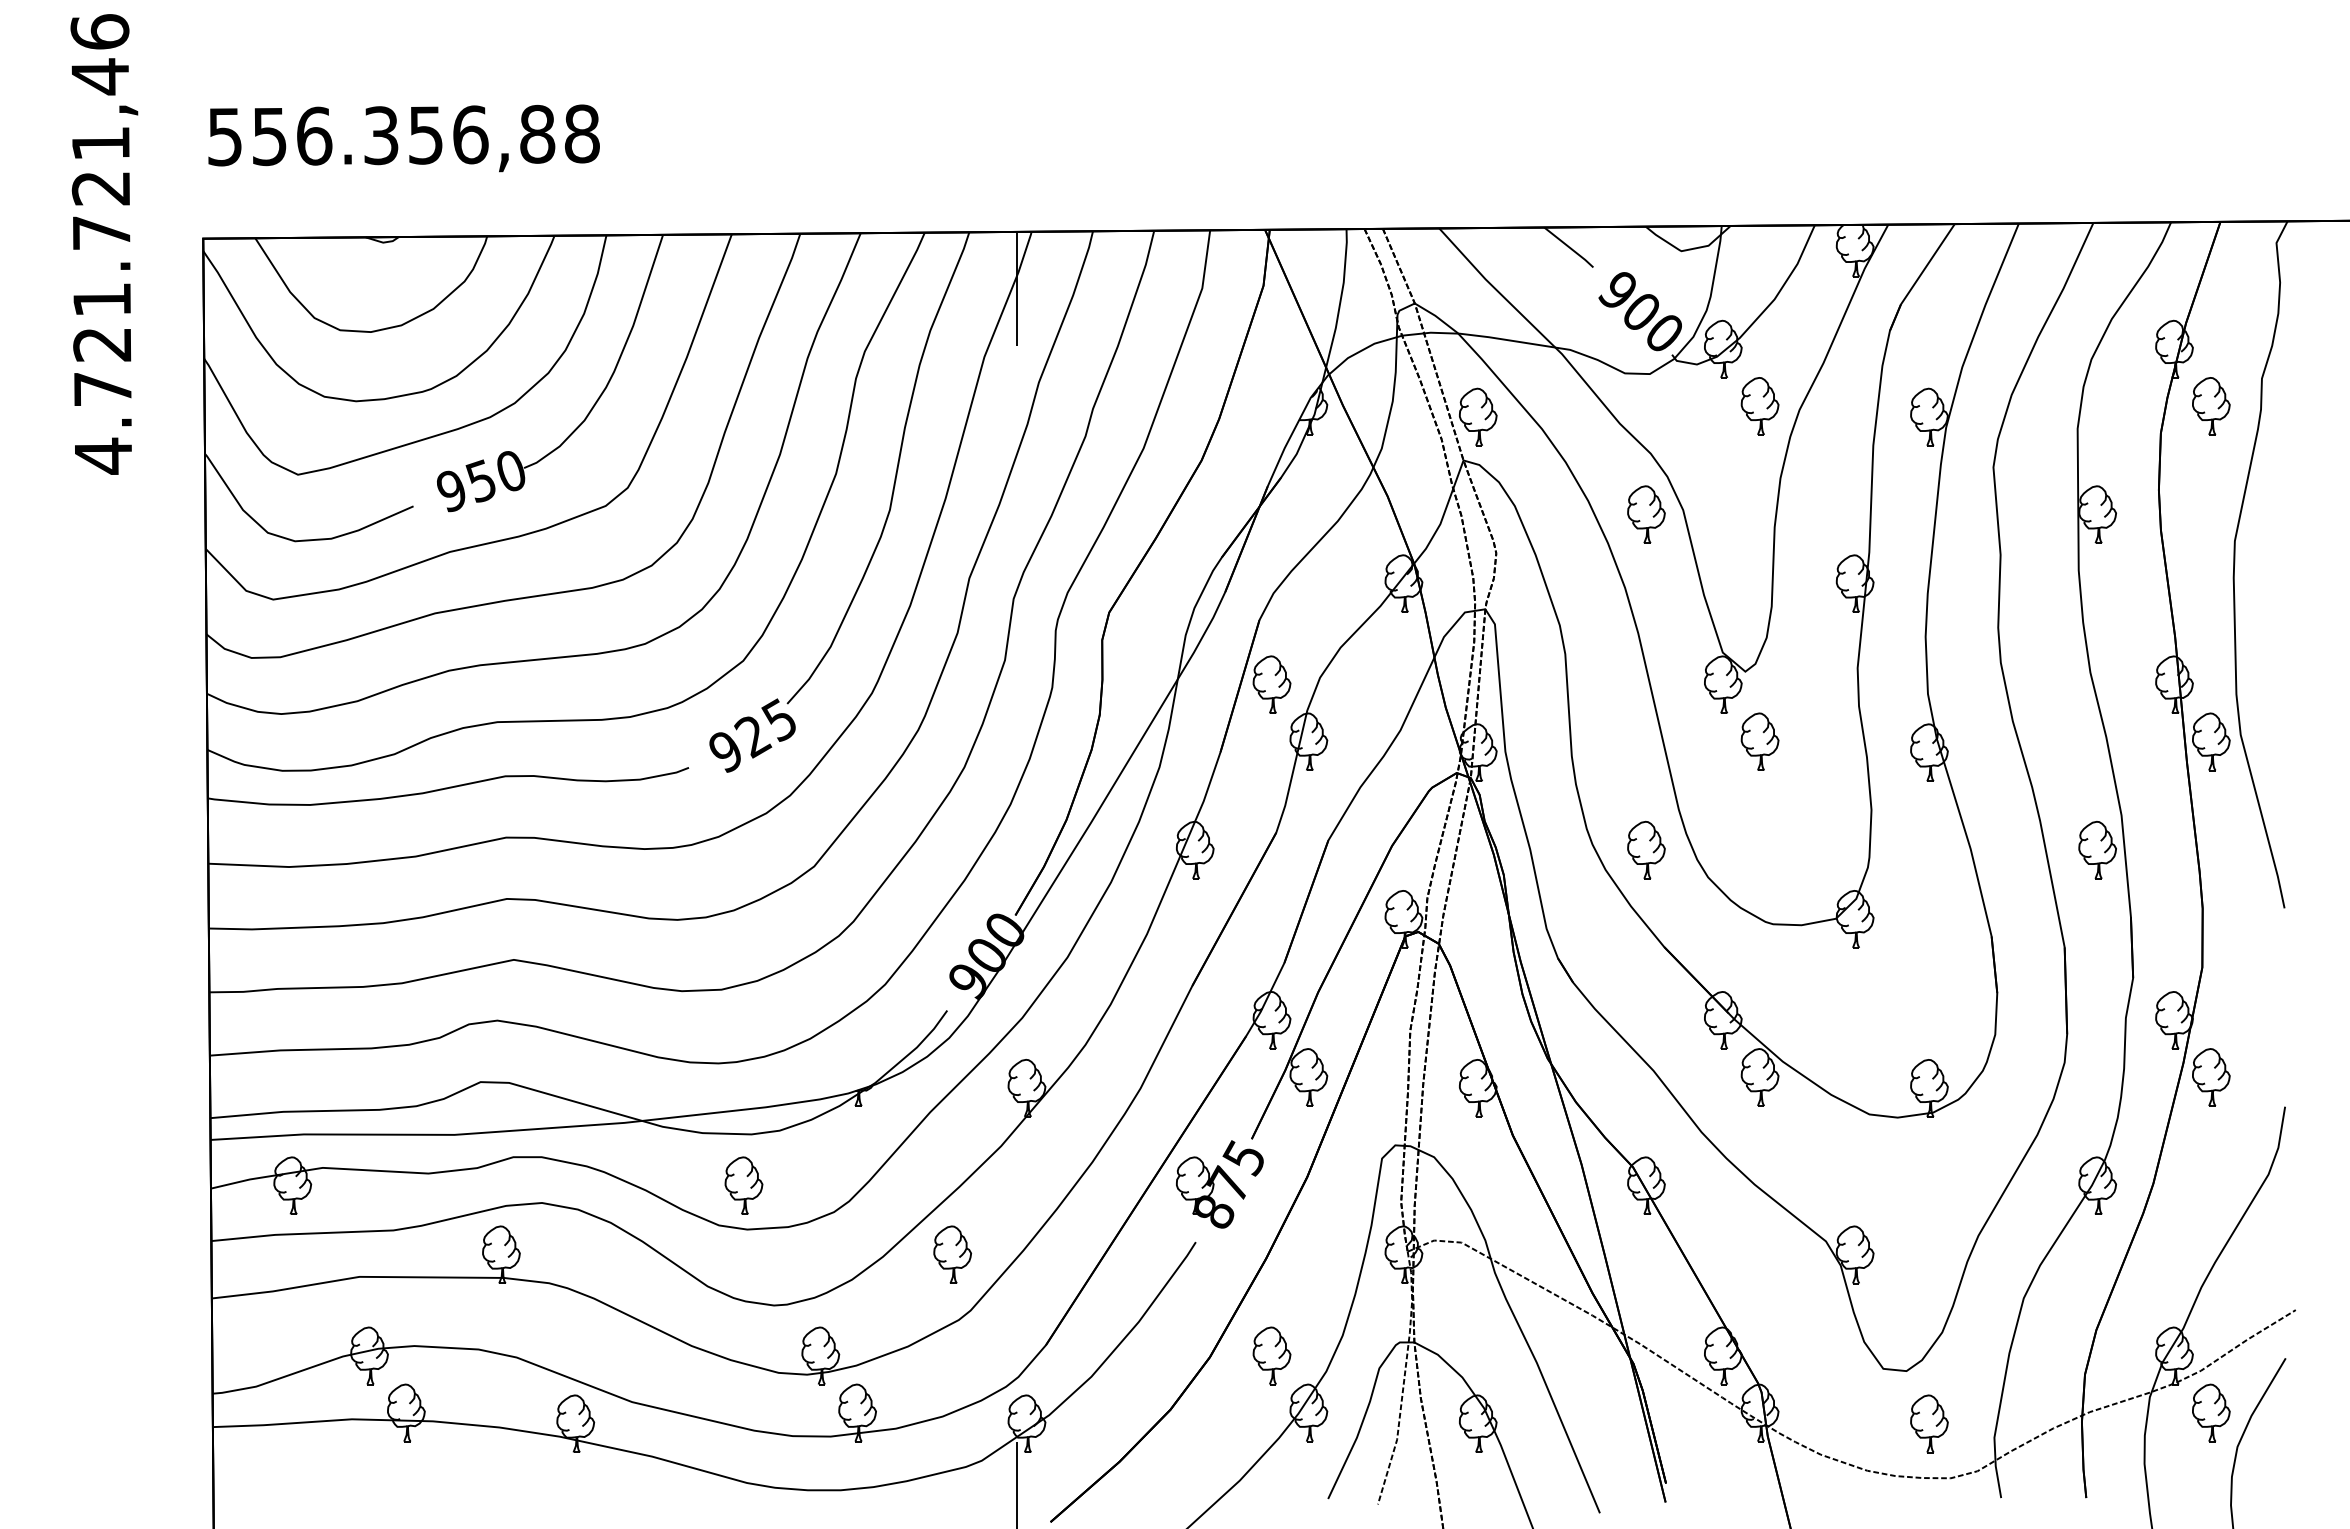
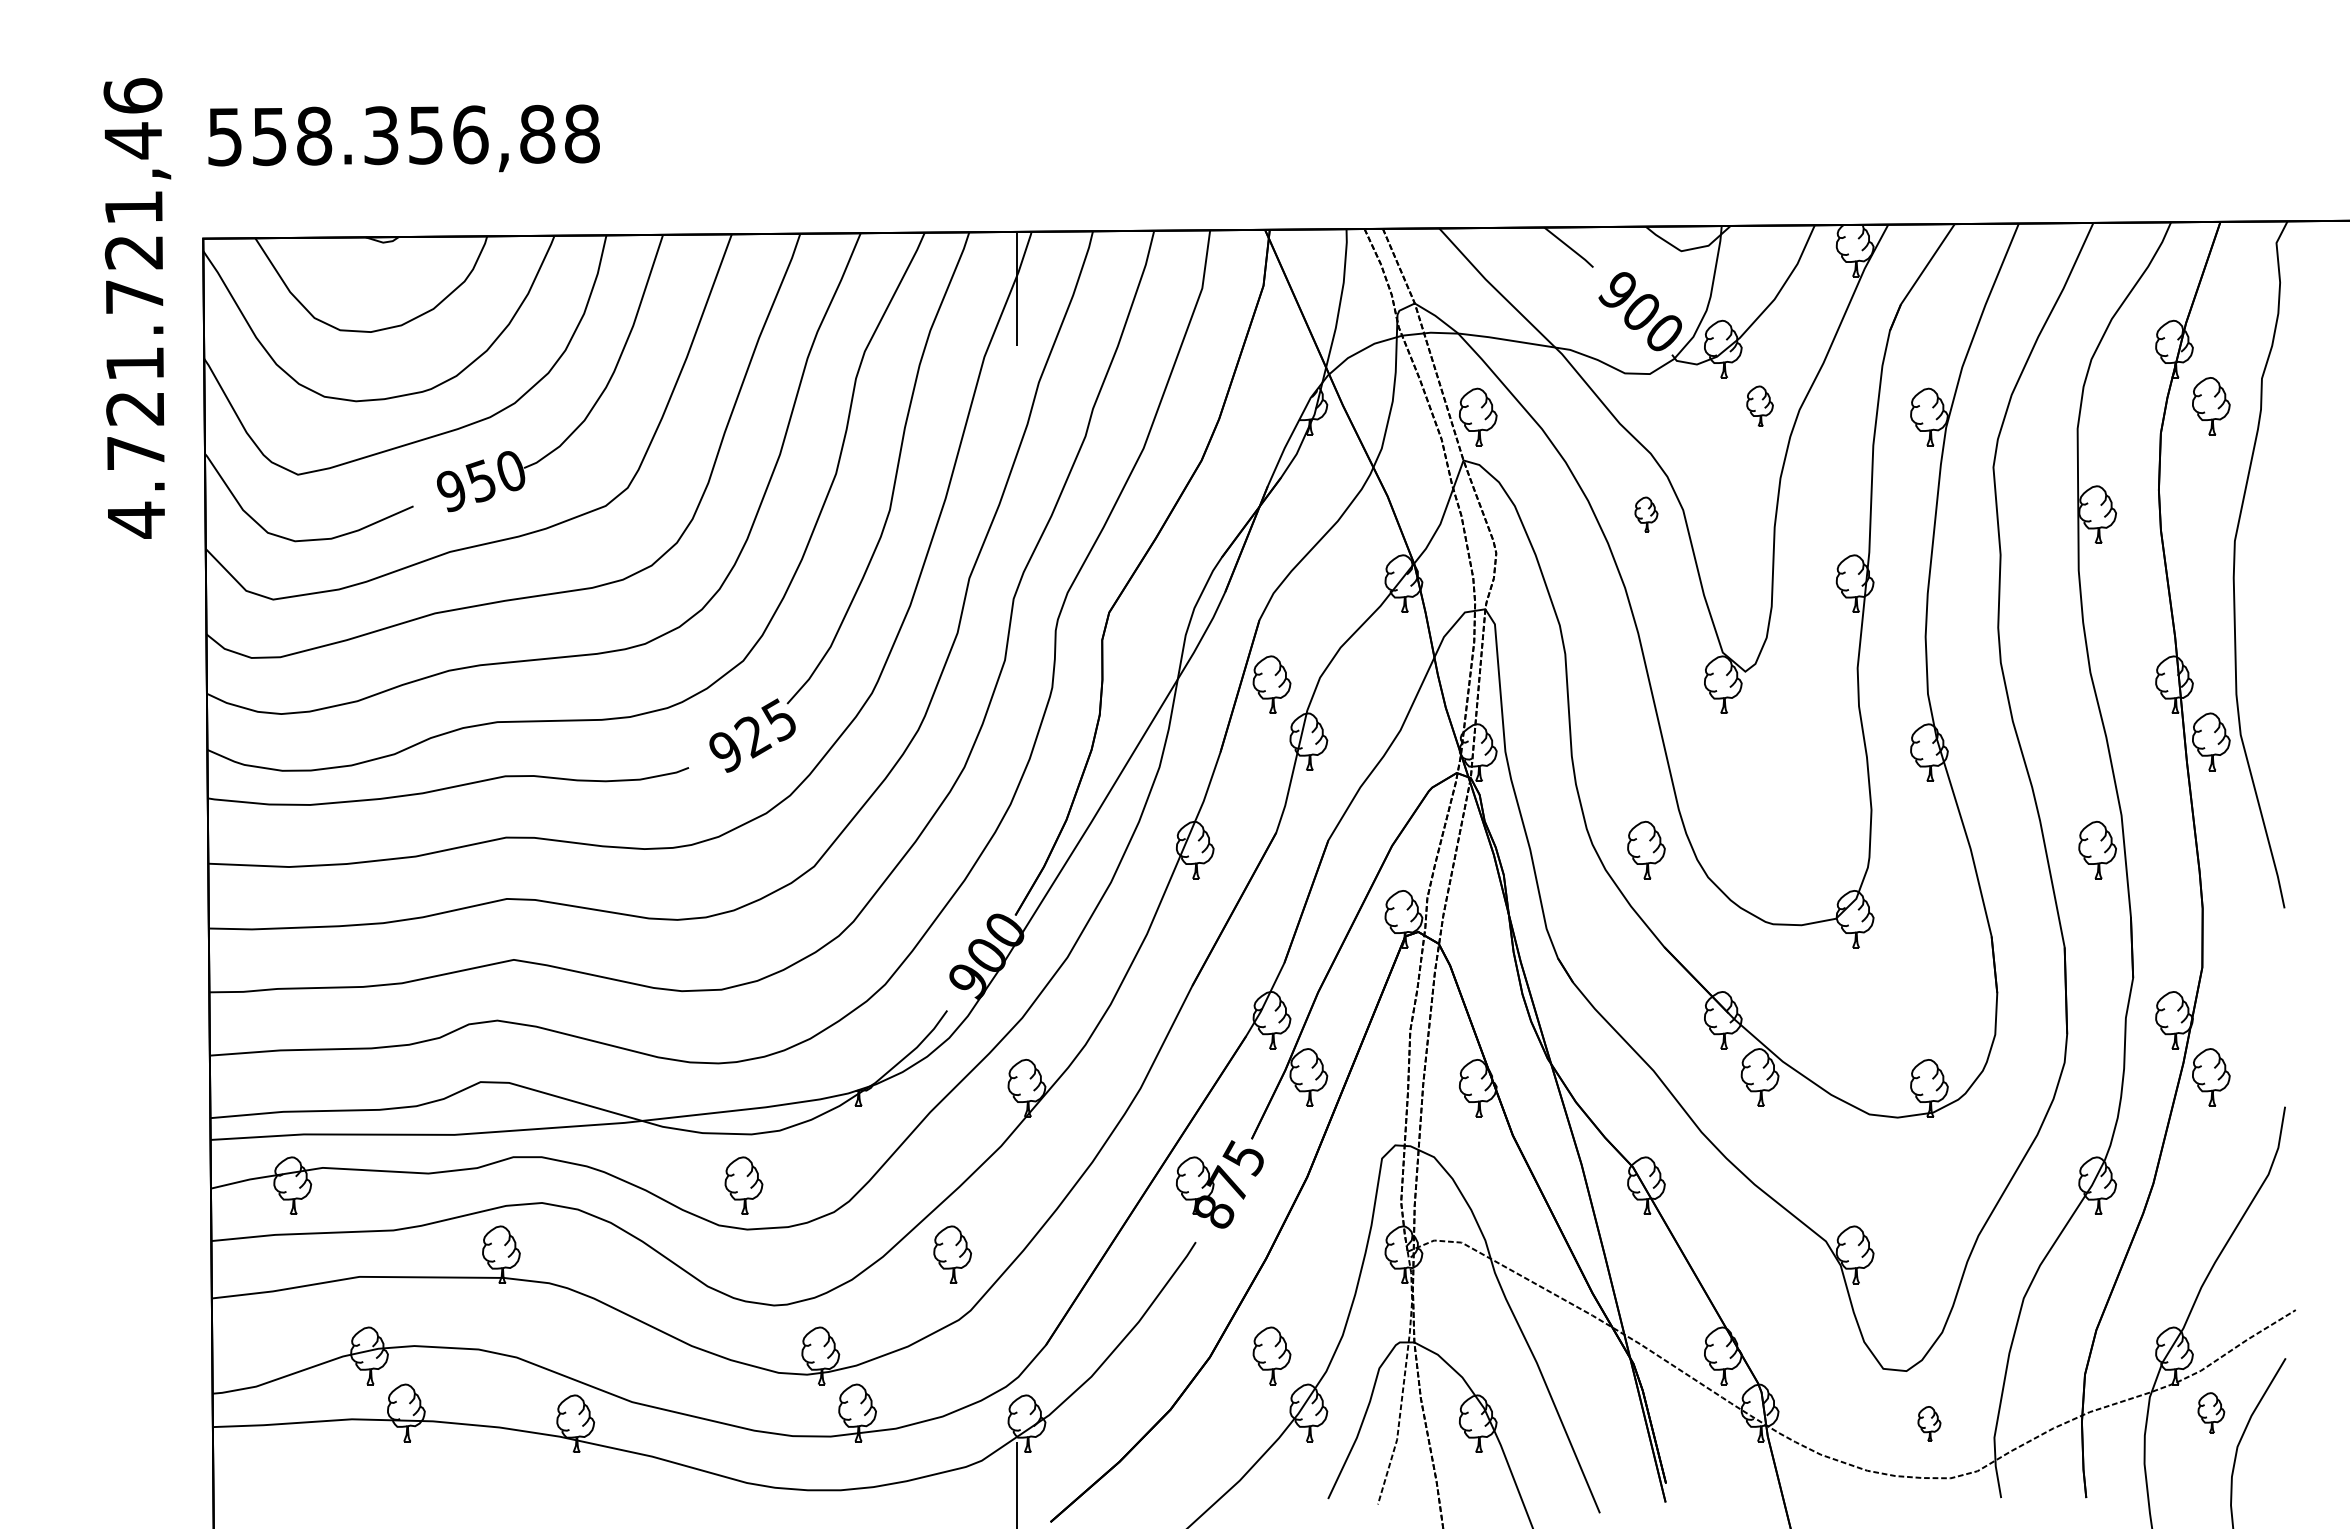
text: 556.356,88 -> 558.356,88 (314, 135)
text position: (104, 244) -> (137, 308) (137, 308)
part size: 40x59 px -> 28x42 px (1759, 405)
part size: 39x59 px -> 25x37 px (1646, 514)
part: present -> none (1759, 741)
part size: 39x60 px -> 29x42 px (2211, 1412)
part size: 39x60 px -> 25x36 px (1929, 1423)
